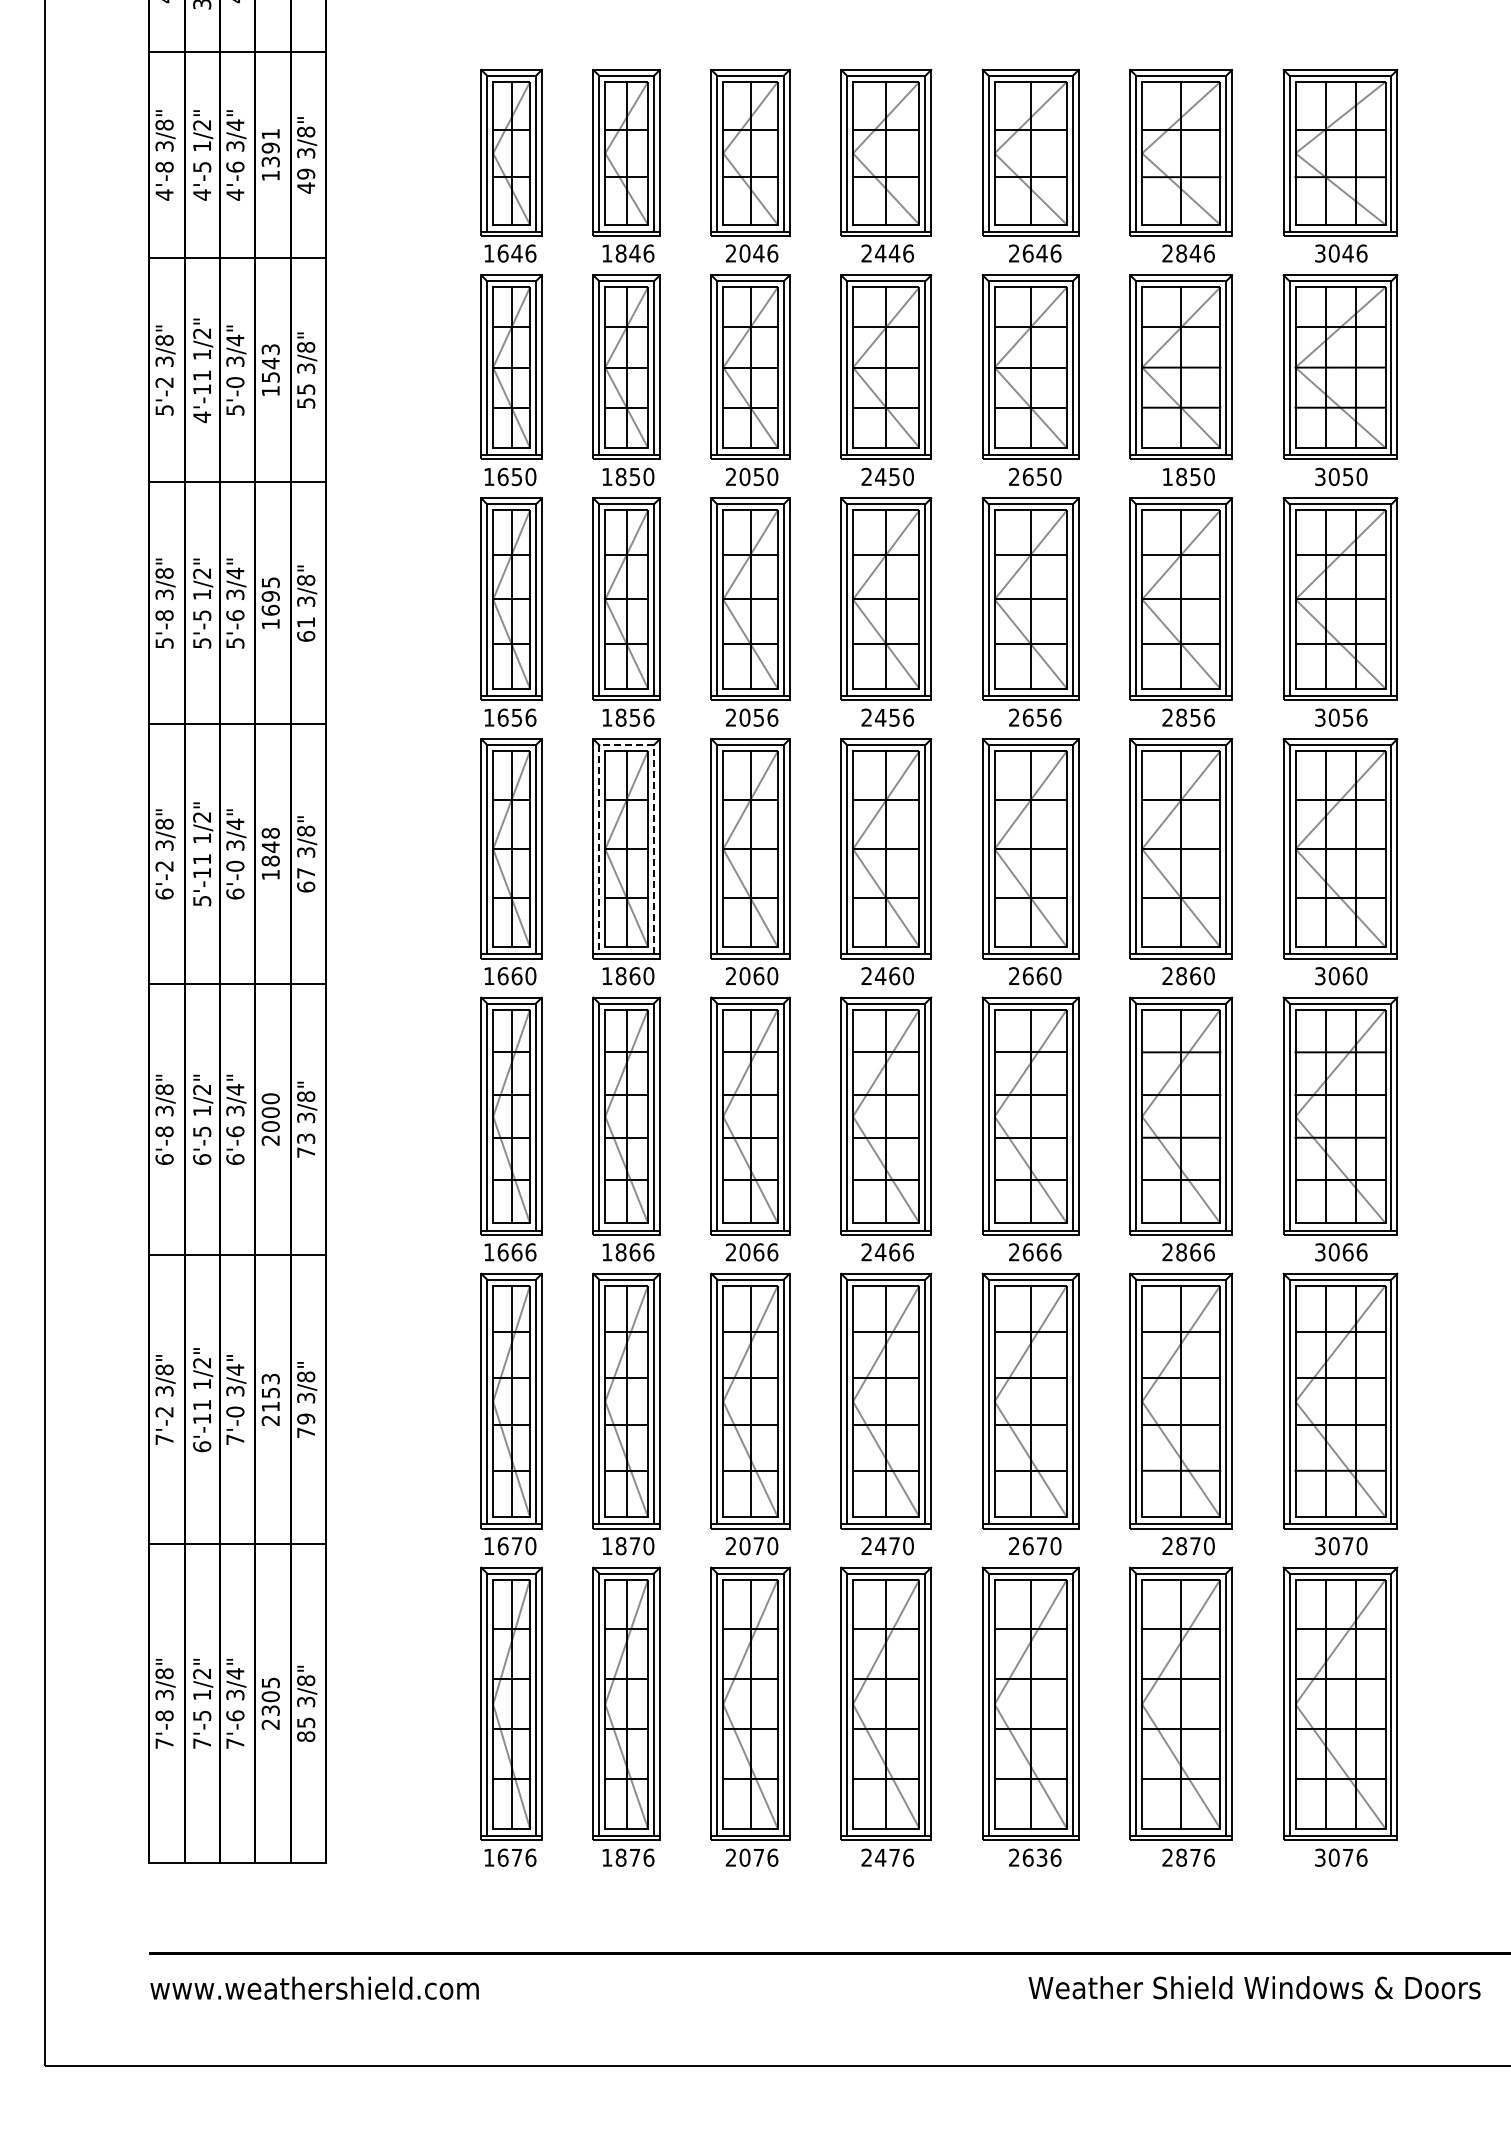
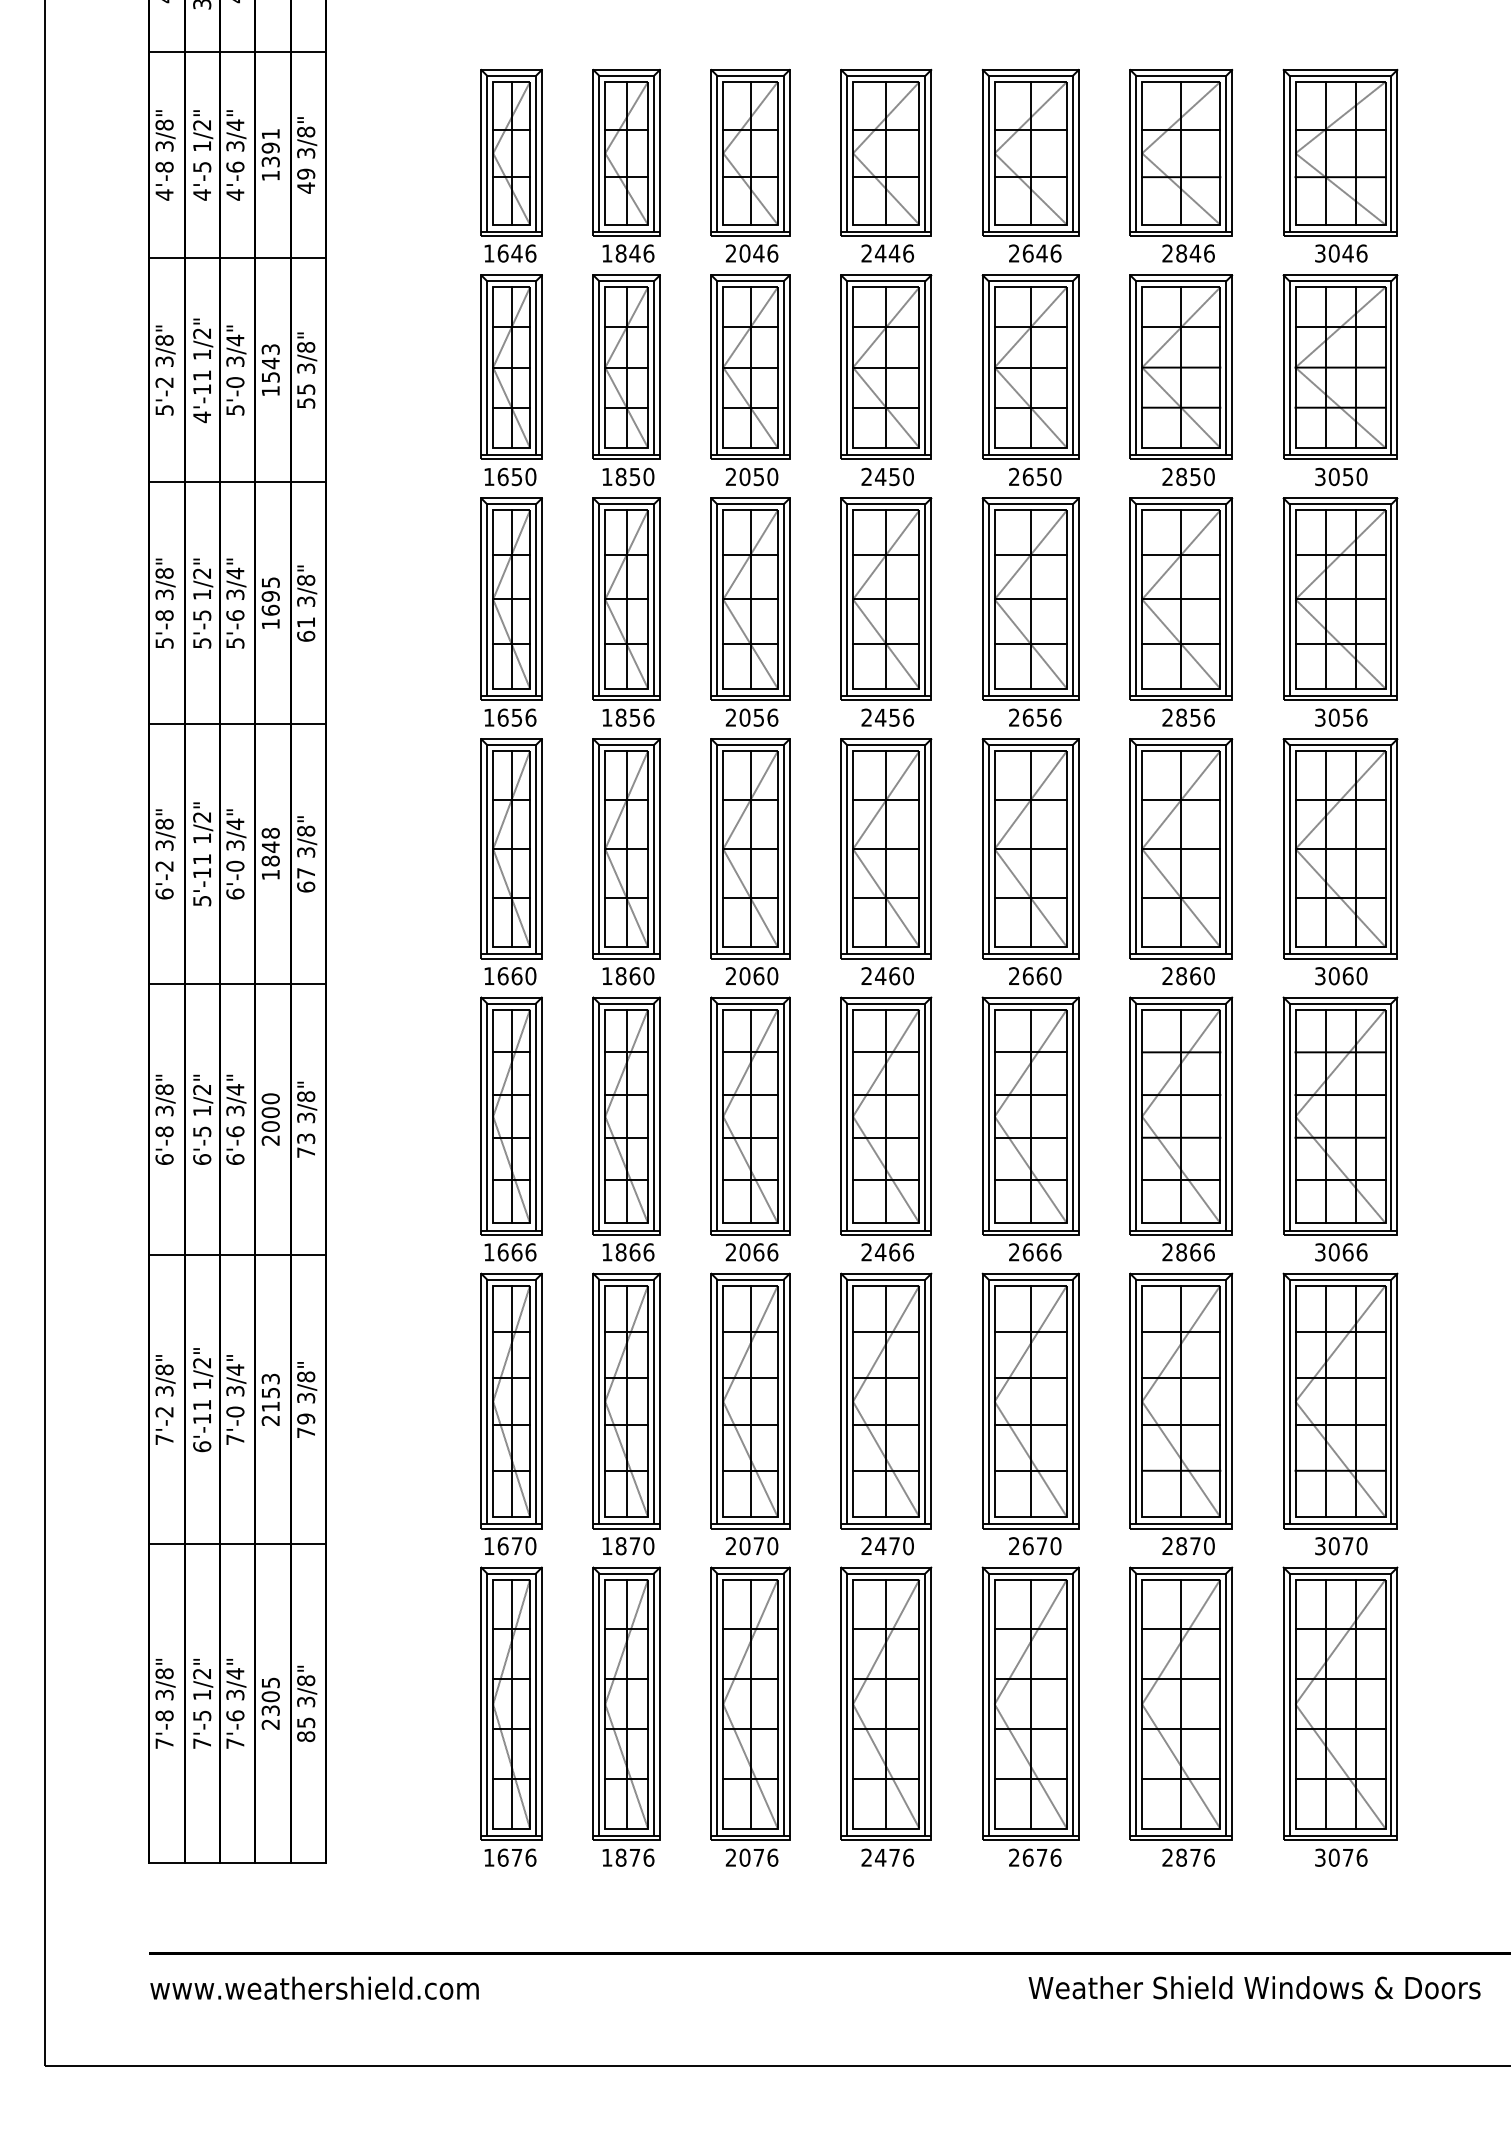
text: 1850 -> 2850 (1167, 476)
line: dashed -> solid (626, 745)
text: 2636 -> 2676 (1041, 1857)
